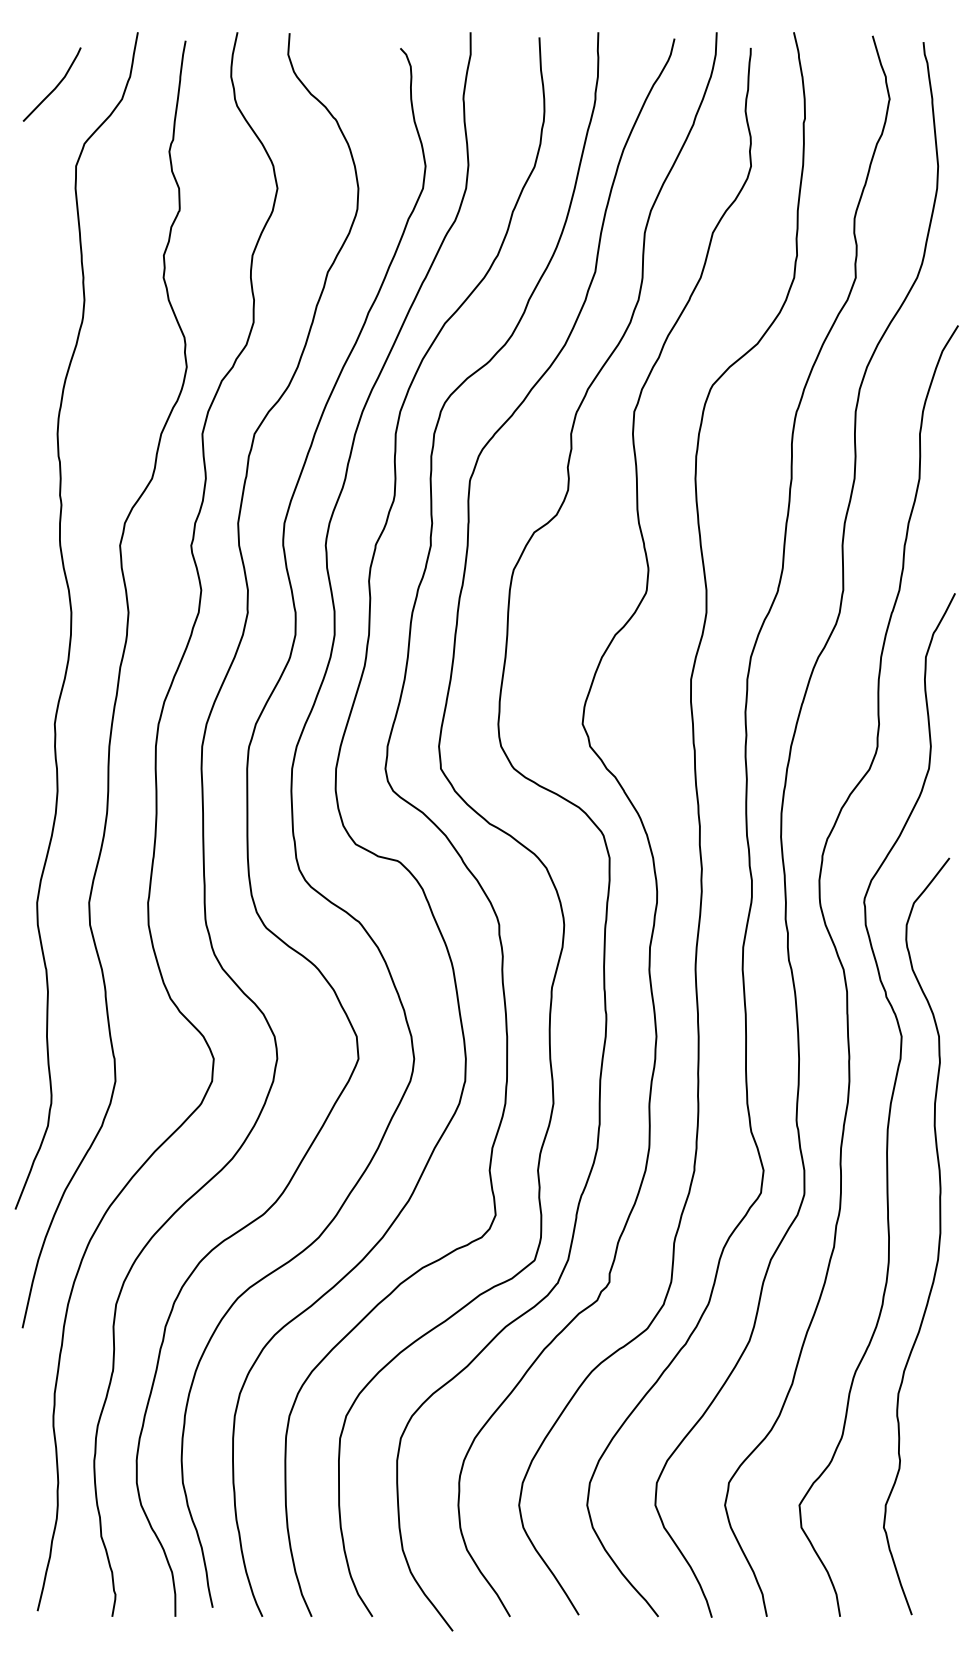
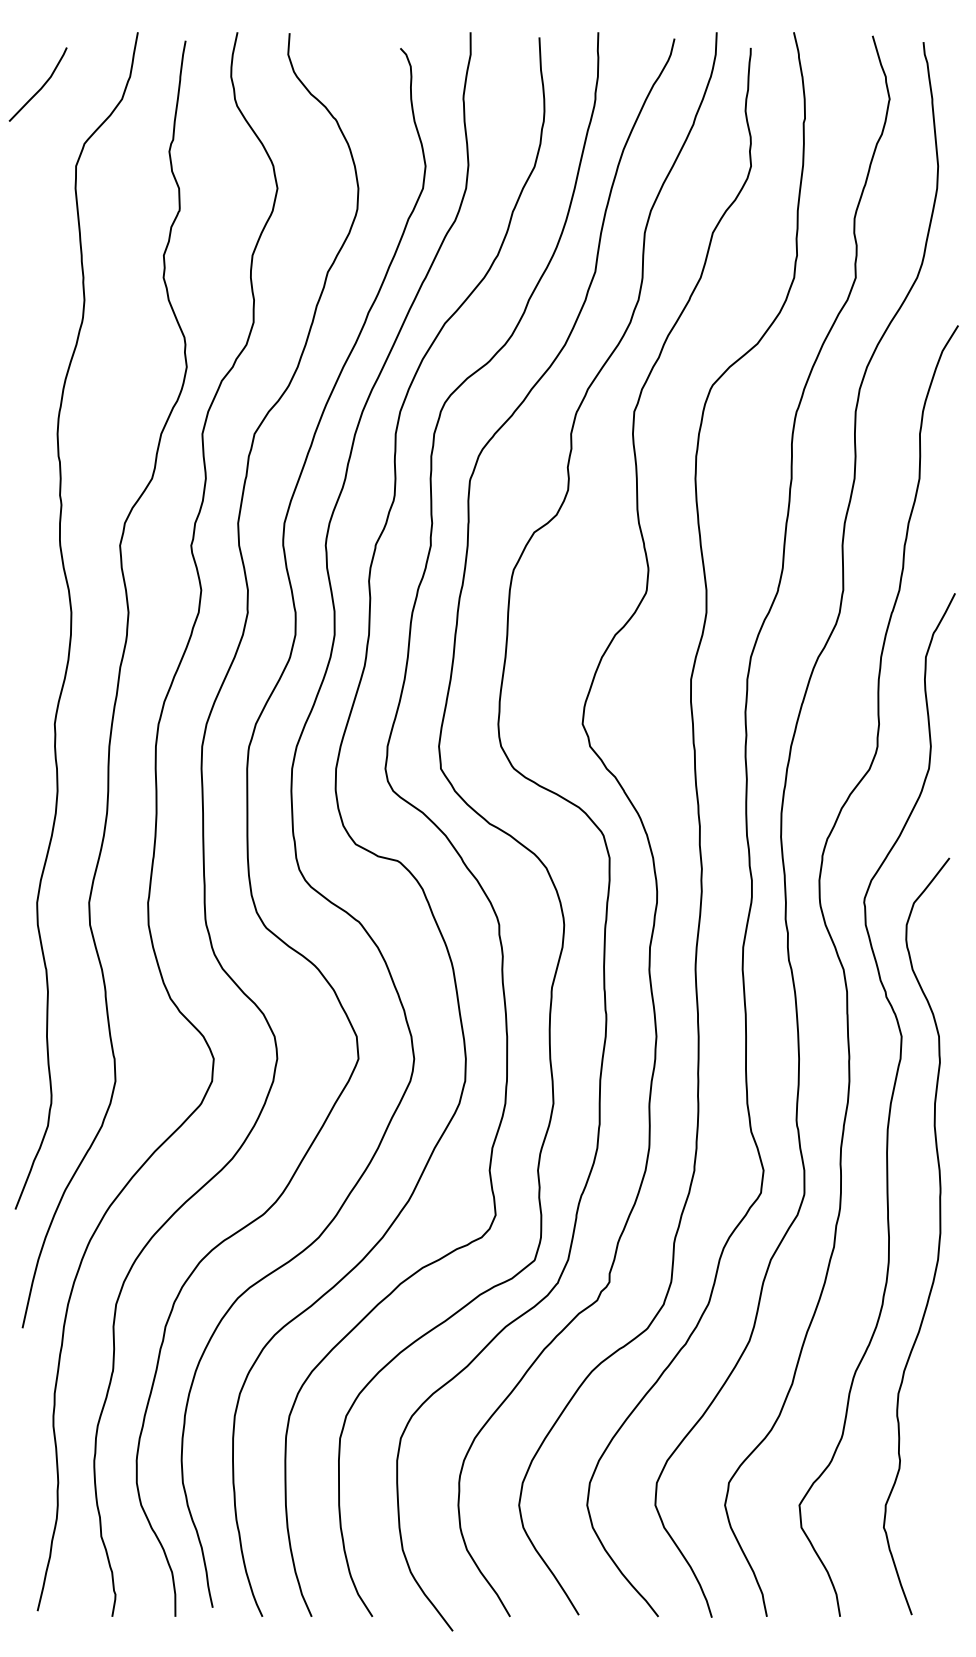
curve position: (54, 87) -> (40, 87) (40, 87)
